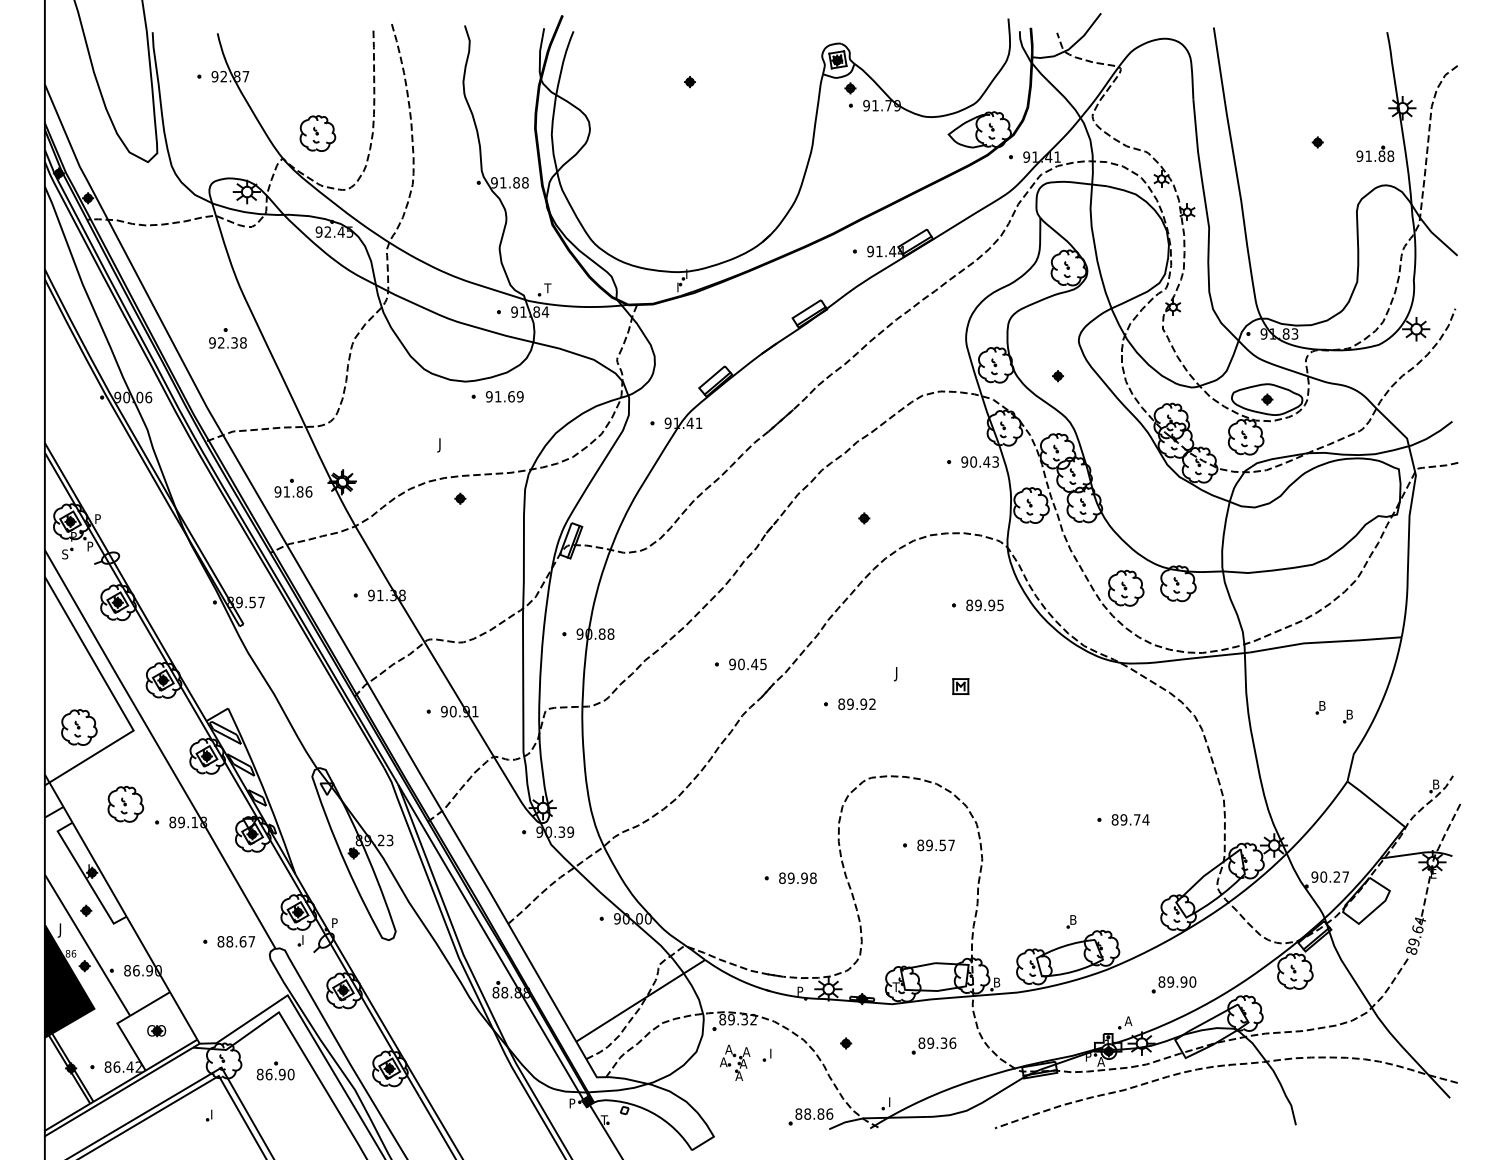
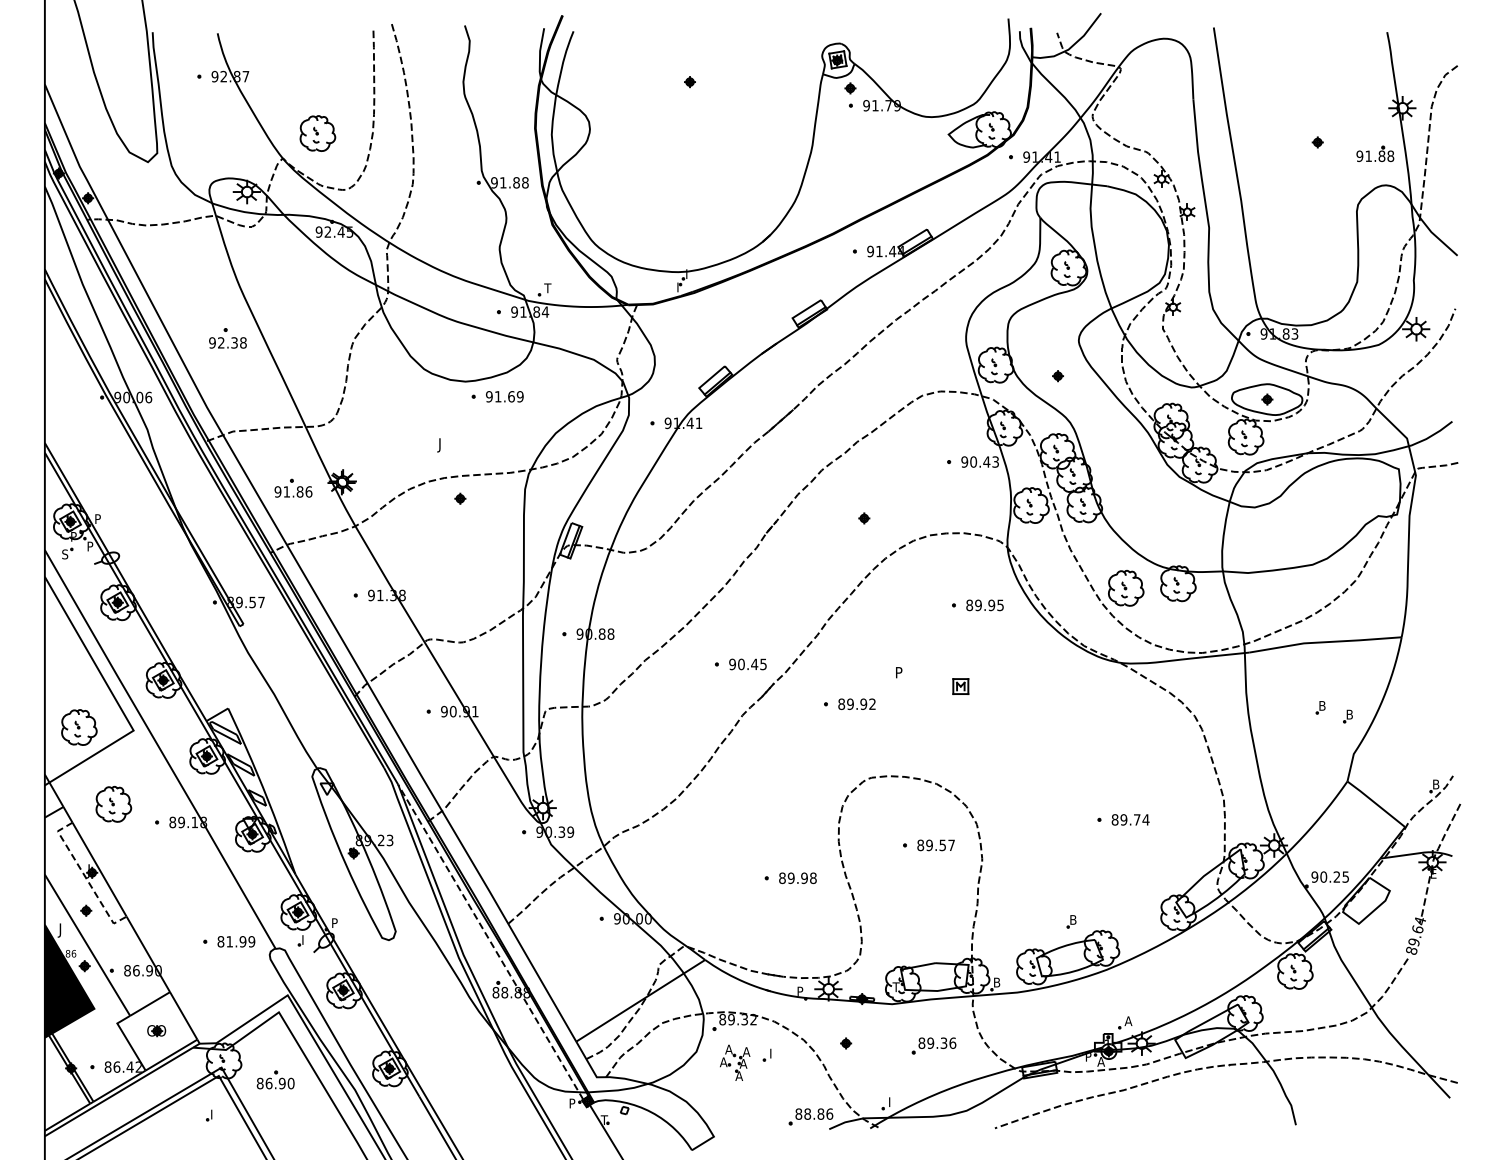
text: J -> P (897, 674)
part position: (125, 804) -> (113, 804) (113, 804)
line: solid -> dashed (84, 876)
text: 90.27 -> 90.25 (1345, 876)
text: 88.67 -> 81.99 (240, 941)
line: solid -> dashed (490, 942)
part: present -> none (1173, 984)
part position: (275, 1070) -> (275, 1079) (275, 1079)
